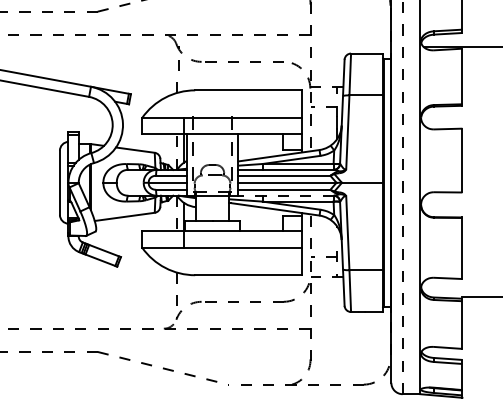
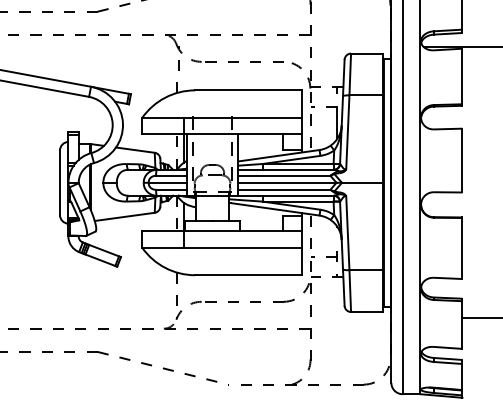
line: dashed -> solid (286, 195)
line: dashed -> solid (402, 197)
line position: (480, 297) -> (480, 318) (480, 318)
